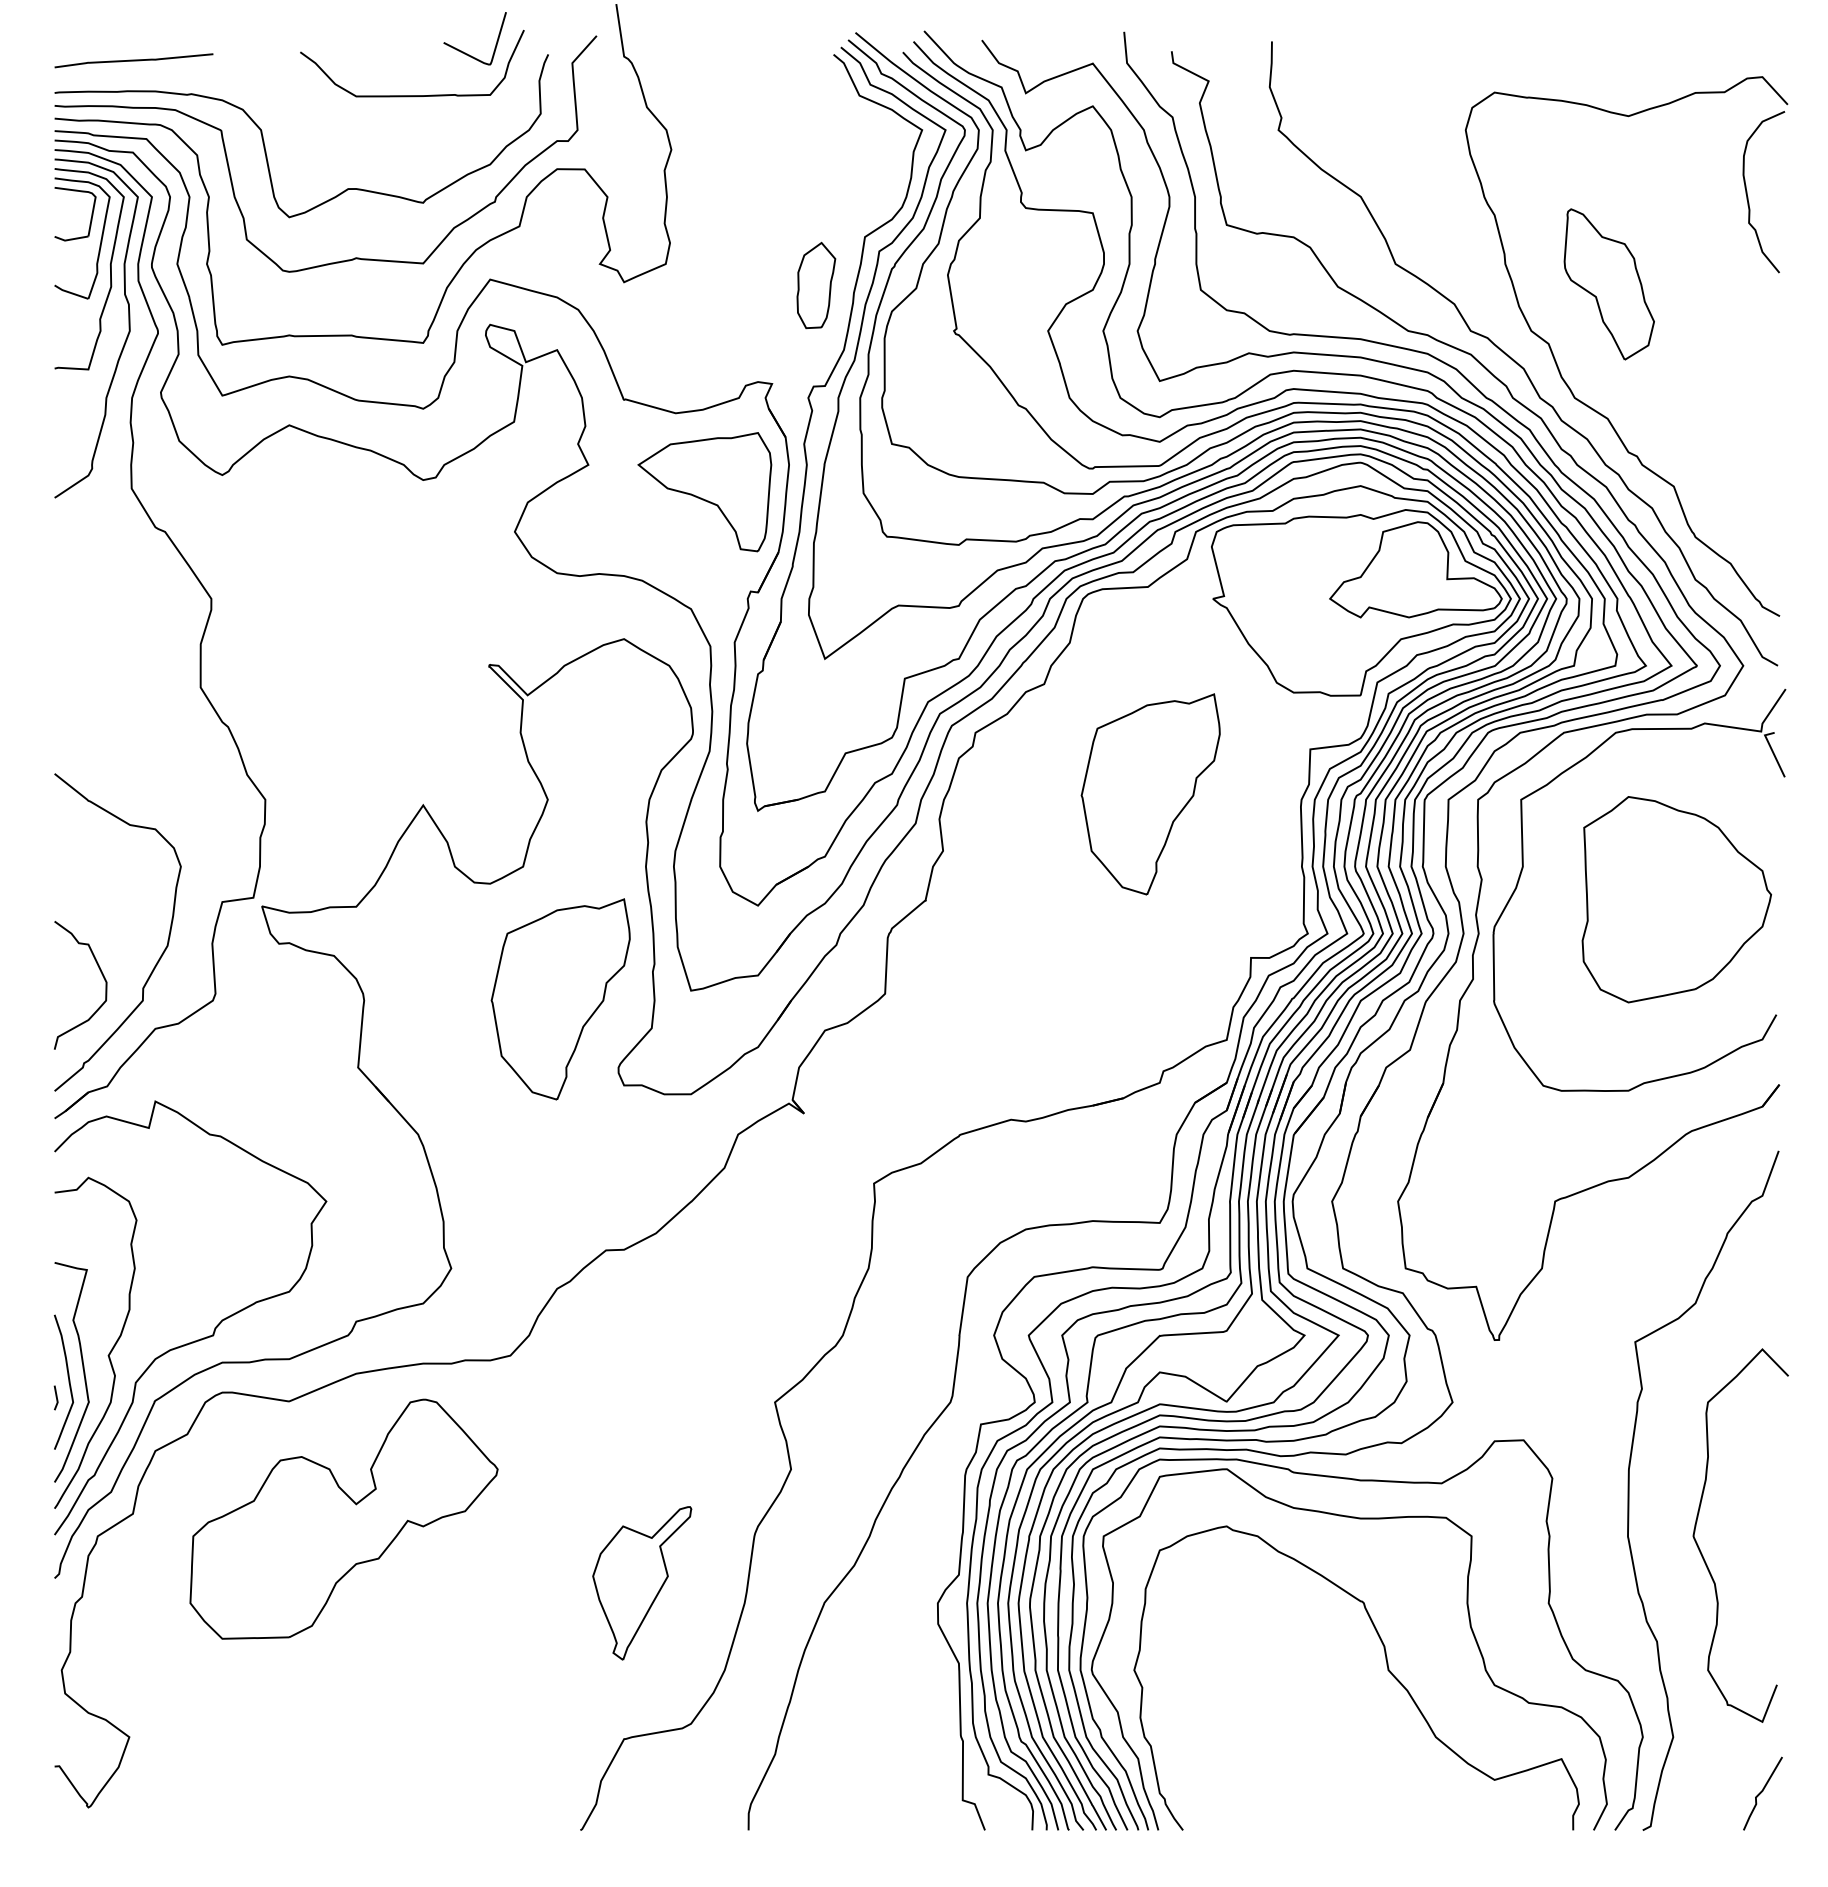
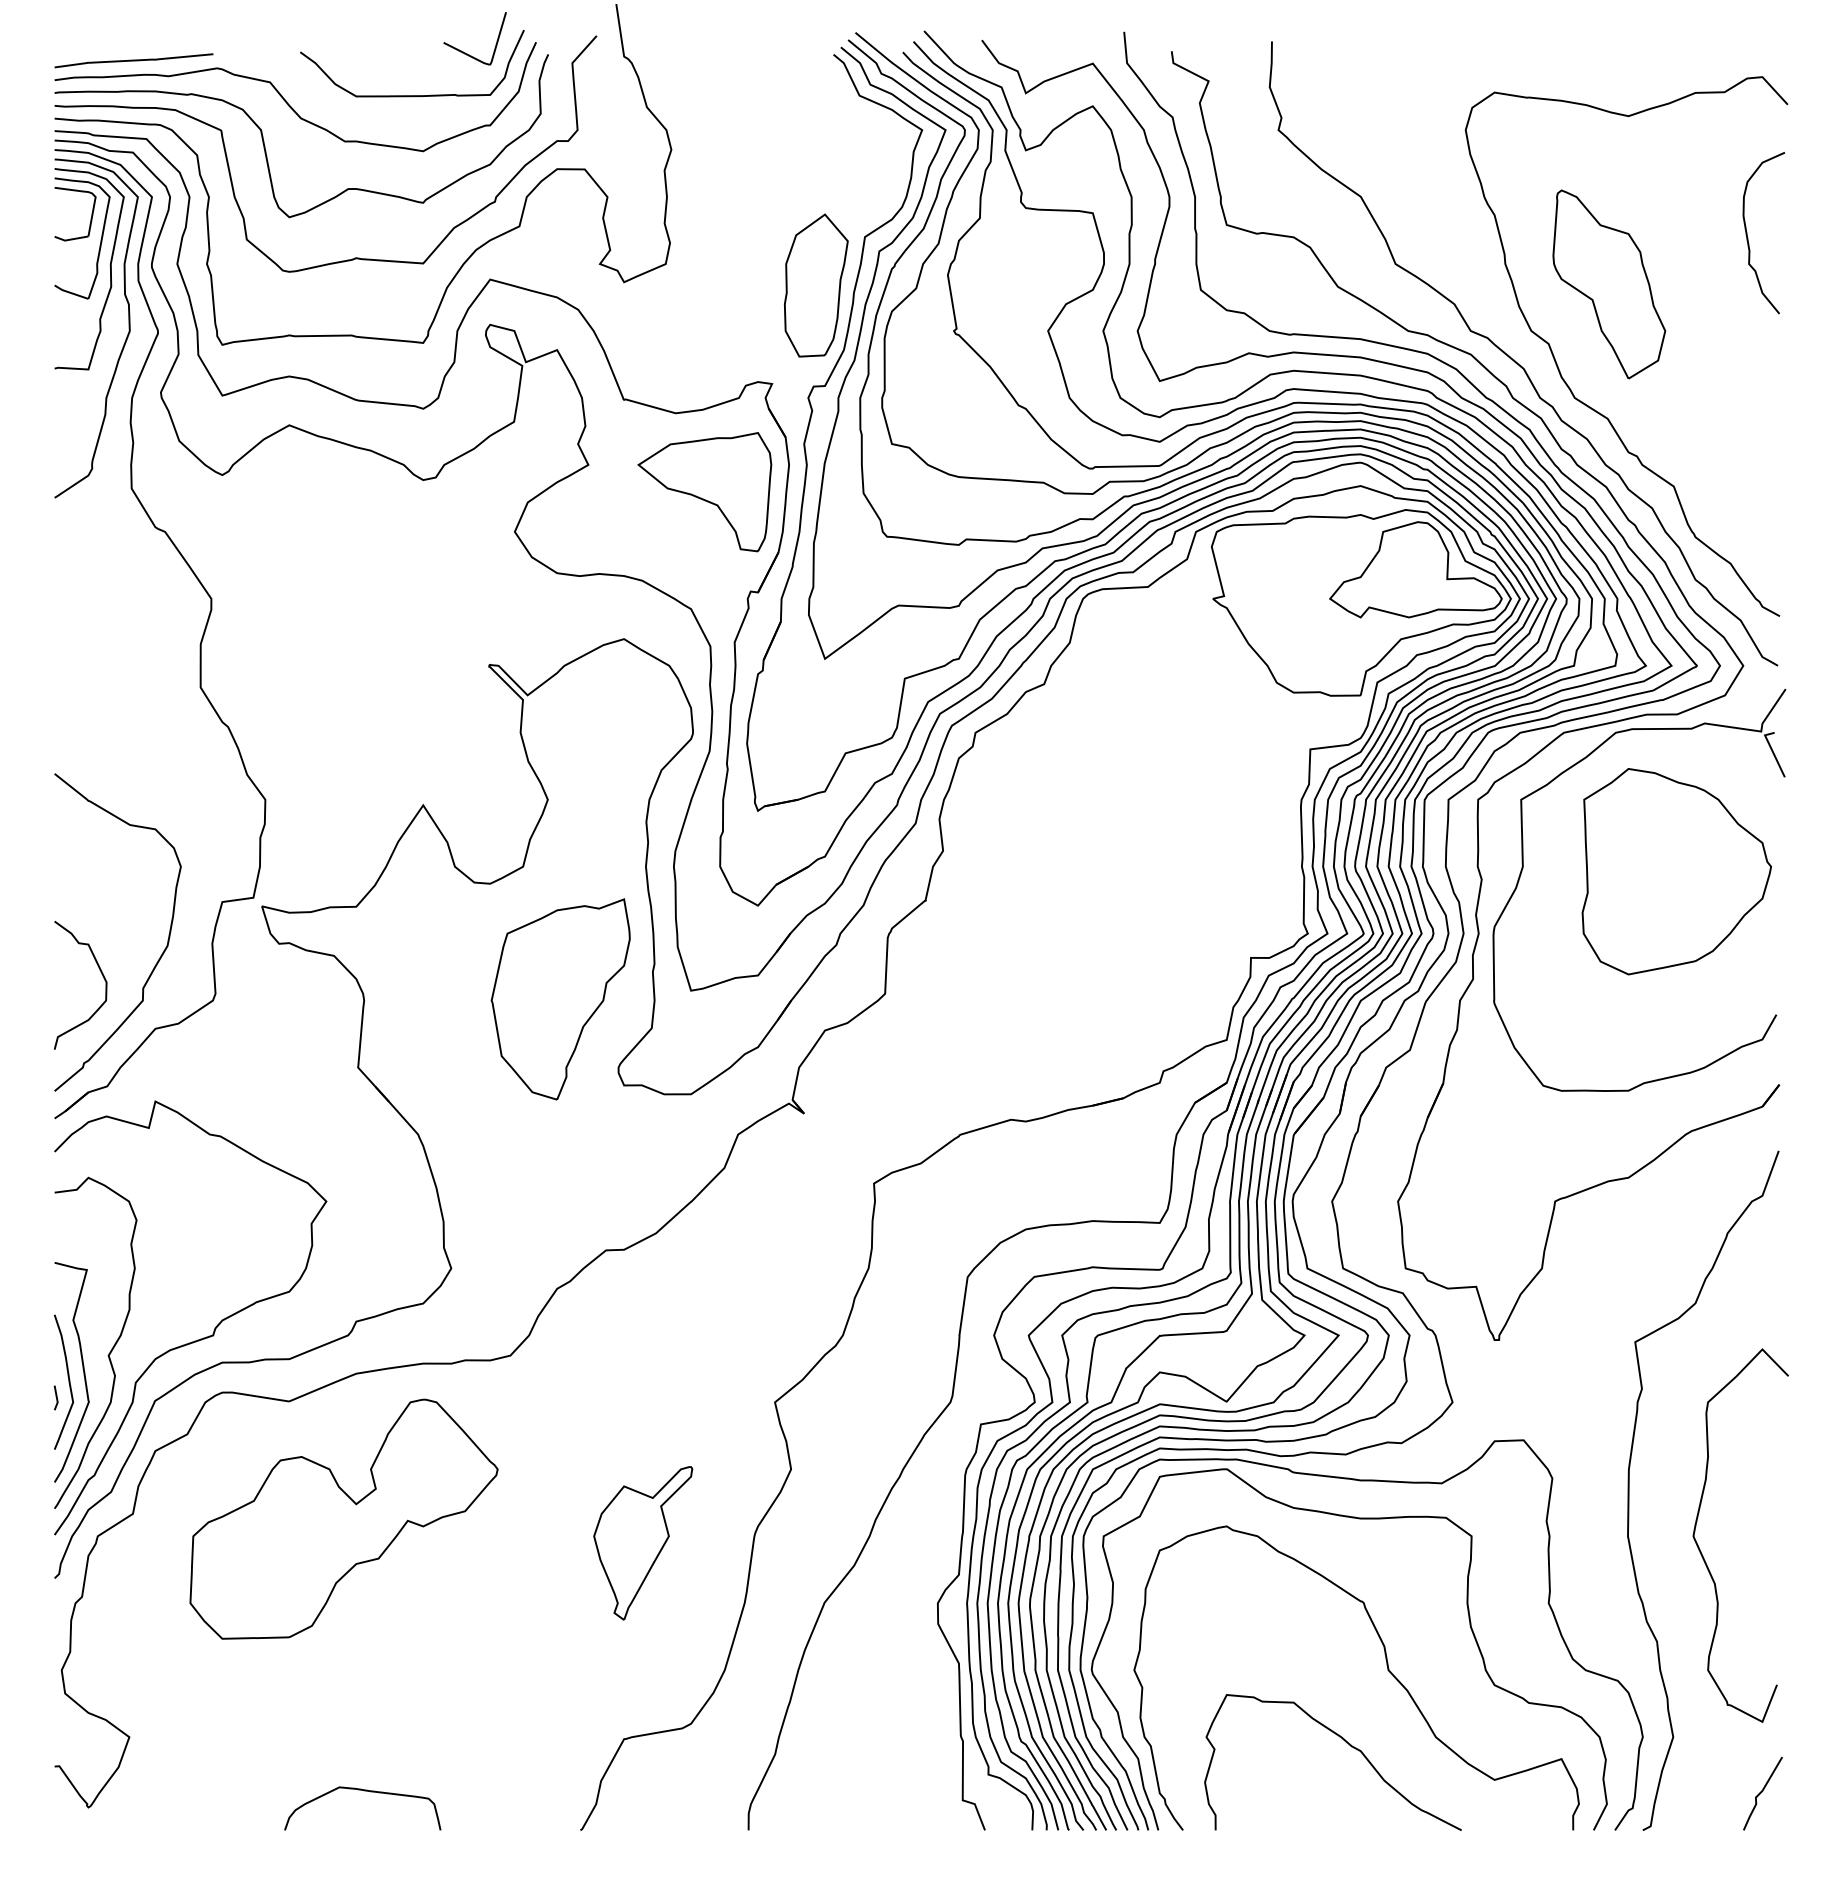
curve: none -> present (287, 101)
curve position: (1748, 196) -> (1748, 237) (1748, 237)
part size: 92x153 px -> 115x191 px (1609, 284)
part size: 41x89 px -> 65x145 px (816, 285)
part: present -> none (1150, 794)
part position: (1676, 899) -> (1676, 871) (1676, 871)
part position: (642, 1583) -> (643, 1543) (643, 1543)
curve: none -> present (1345, 1742)
curve: none -> present (364, 1791)
